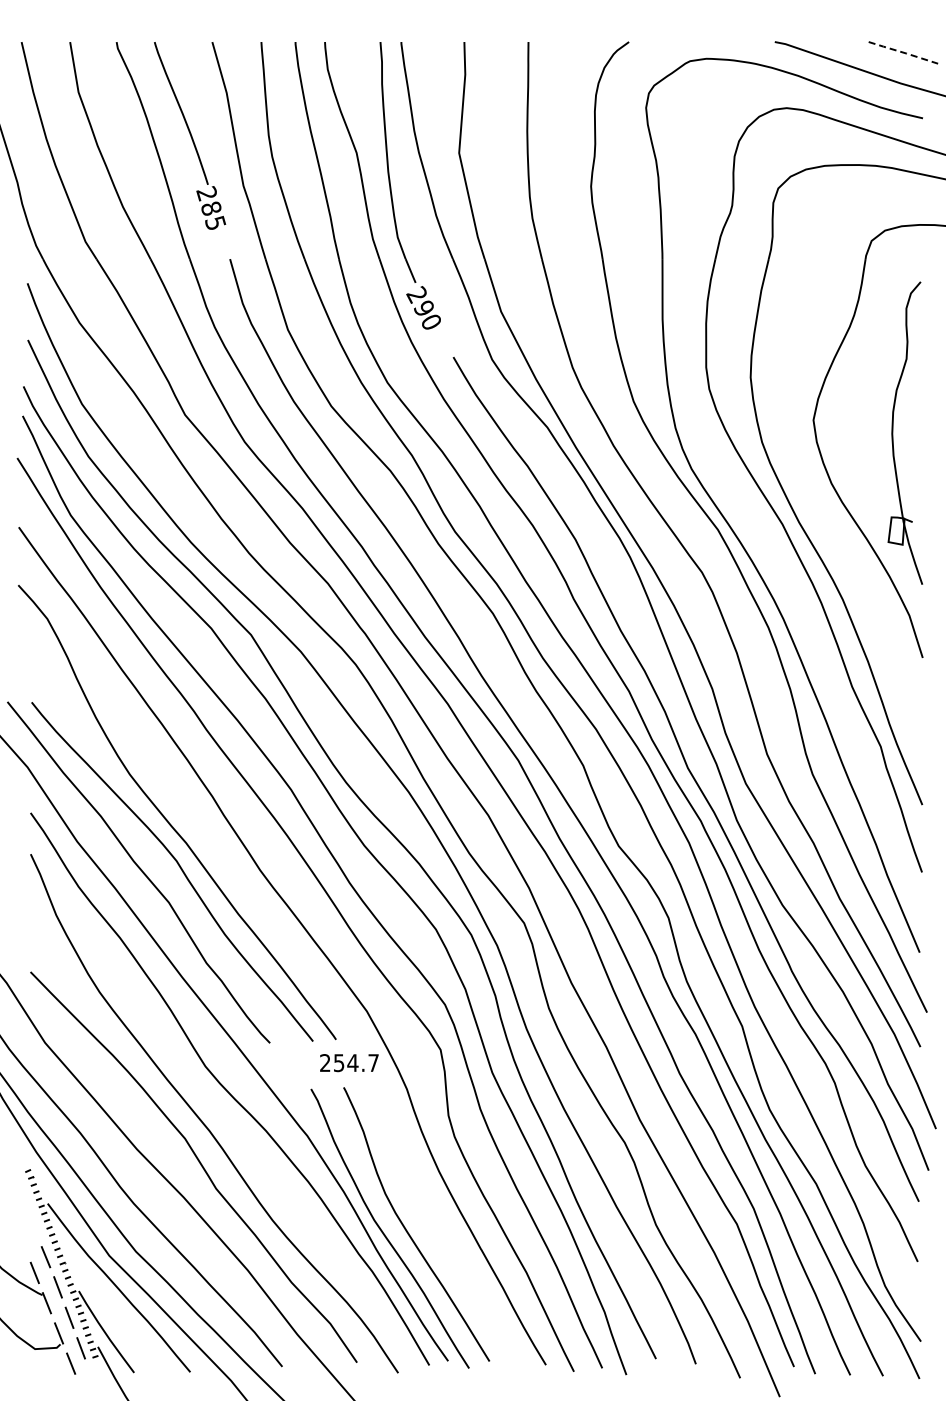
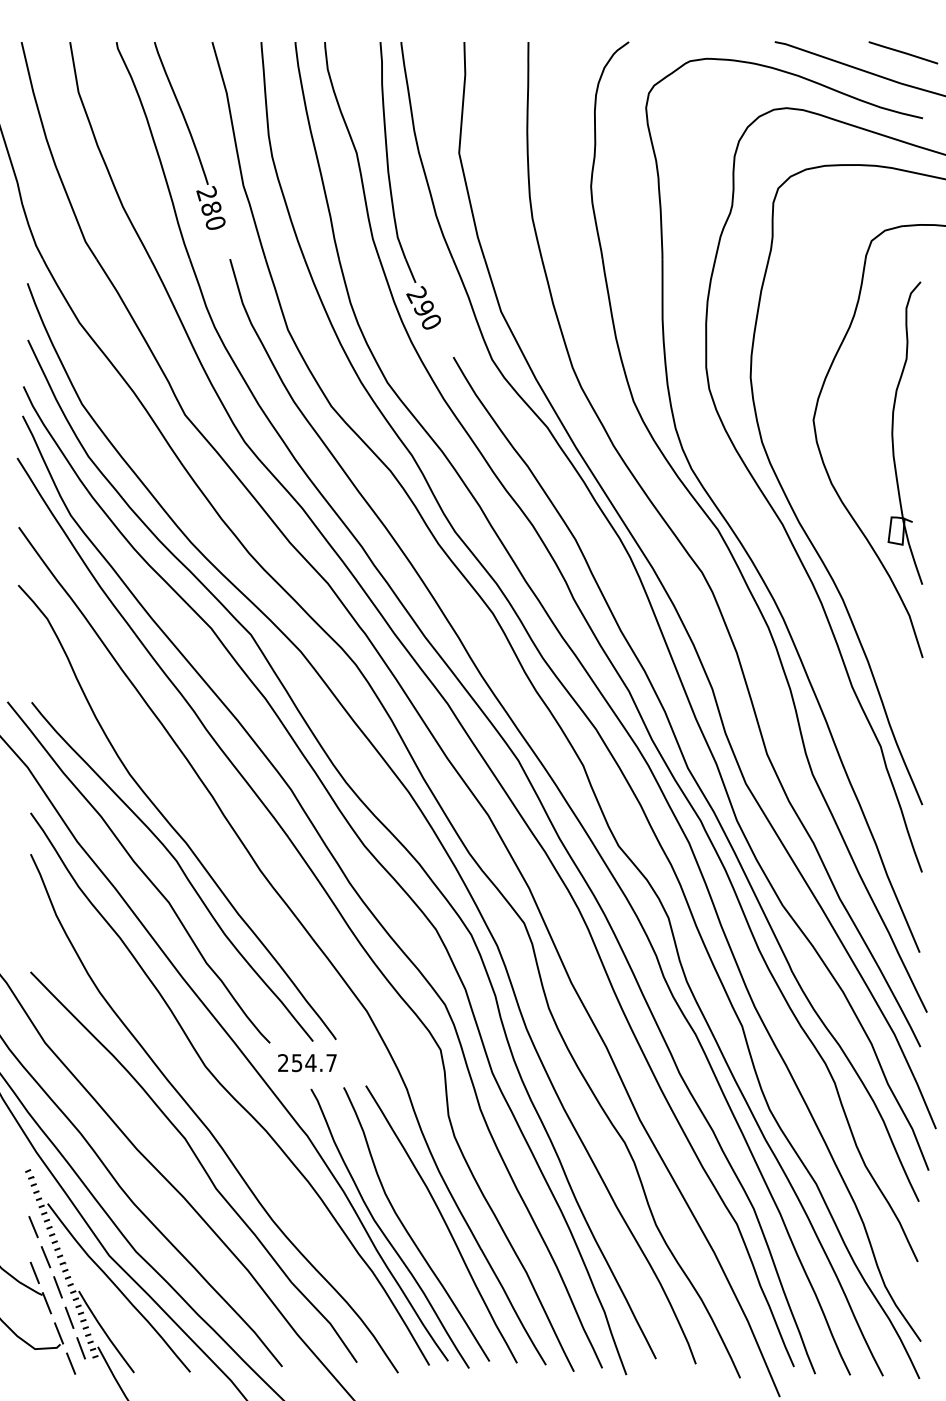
line: dashed -> solid (903, 52)
text: 285 -> 280 (215, 222)
text position: (349, 1063) -> (307, 1063) (307, 1063)
curve: none -> present (444, 1223)
line: none -> present (33, 1227)
